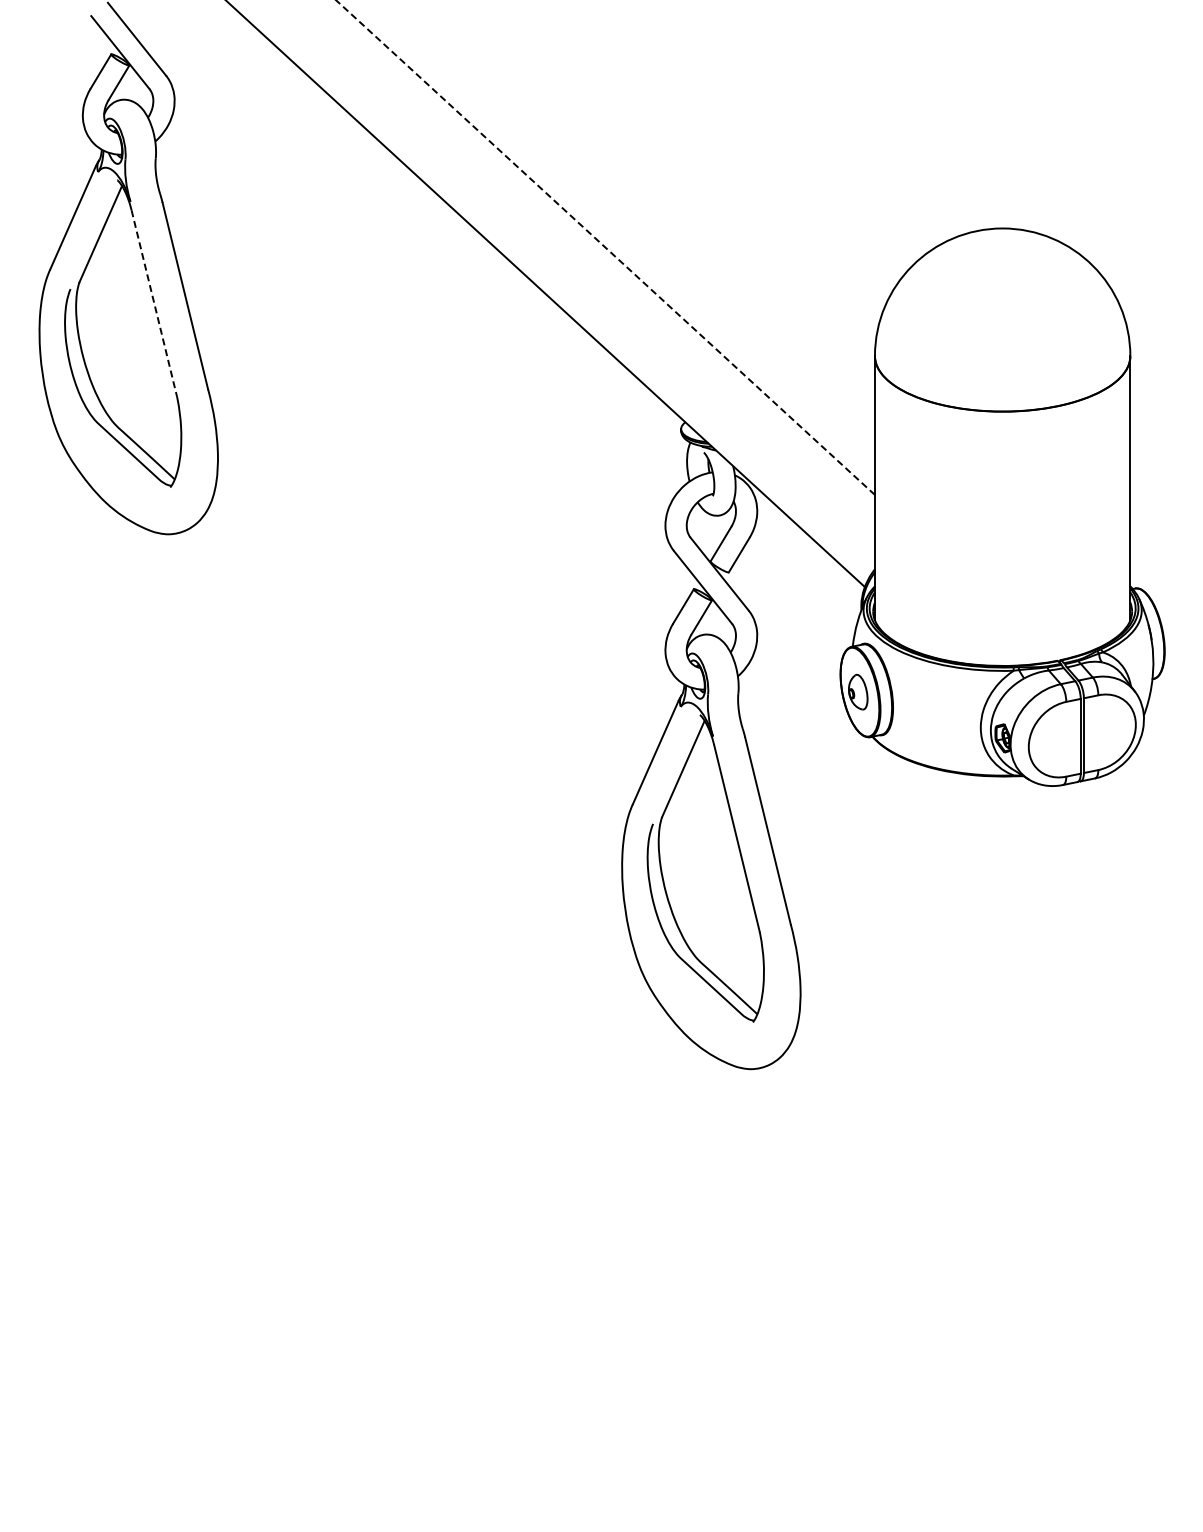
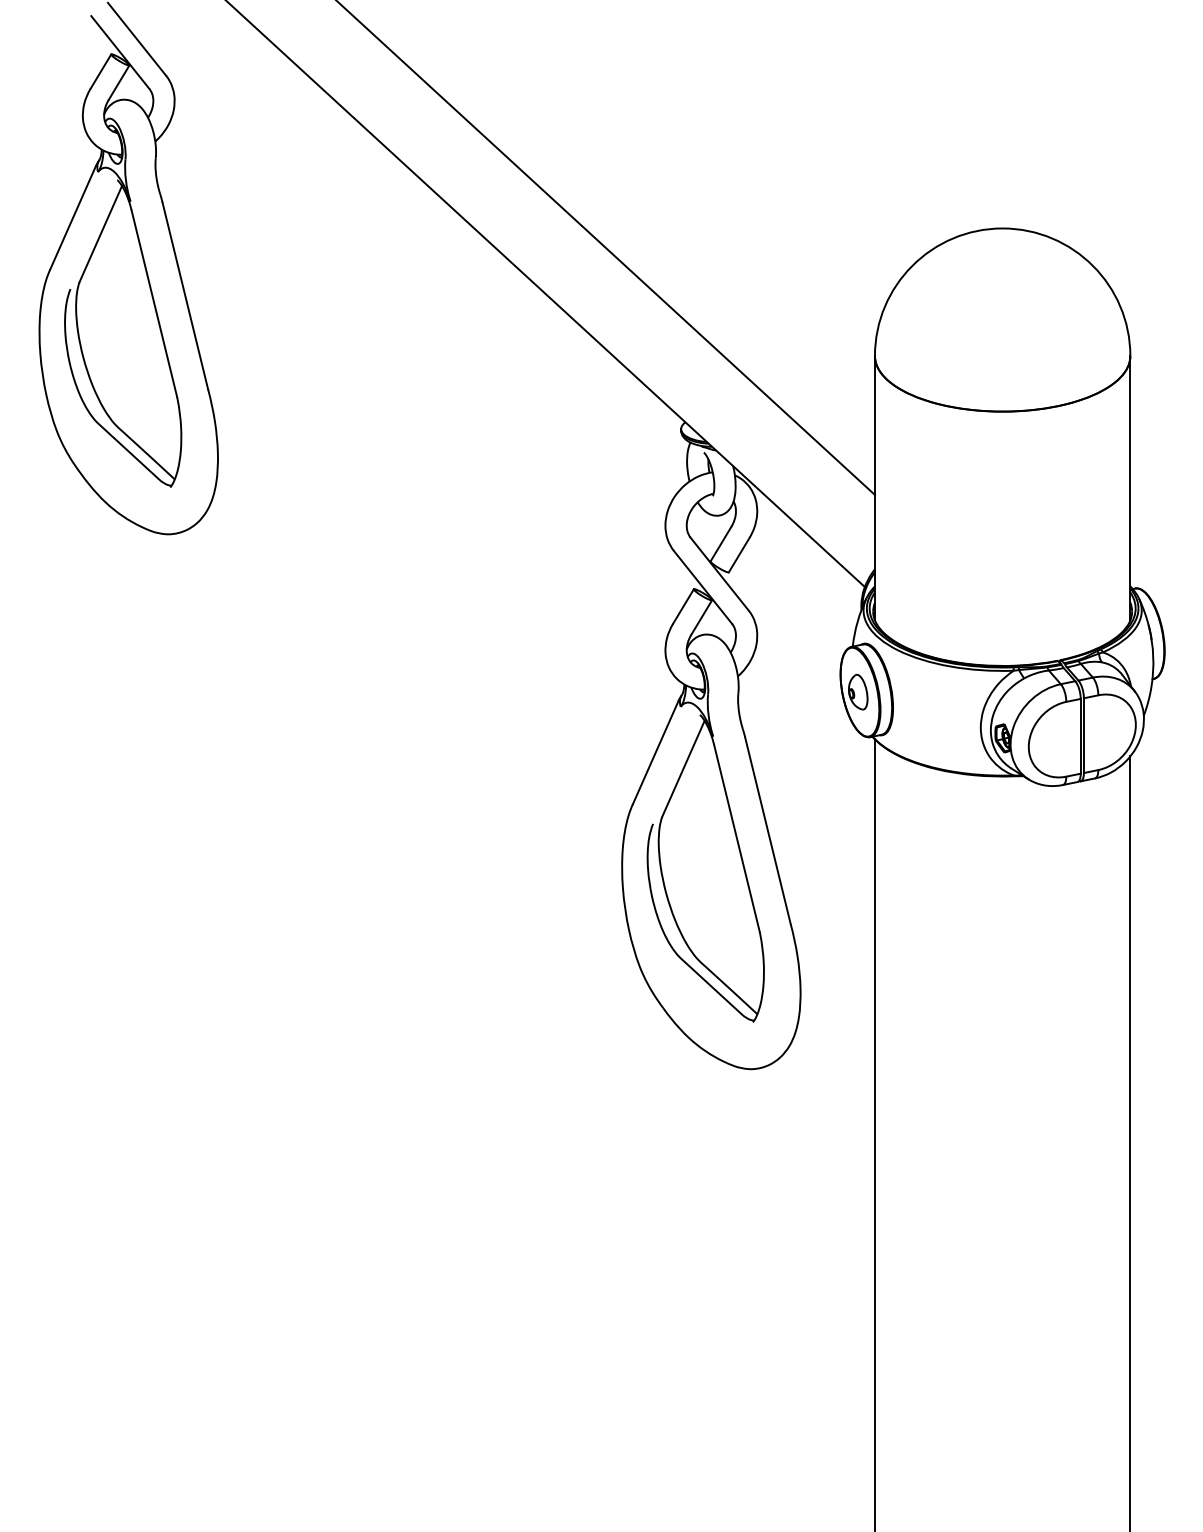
line: dashed -> solid (605, 247)
line: dashed -> solid (154, 304)
line: none -> present (874, 1133)
line: none -> present (1130, 1142)
